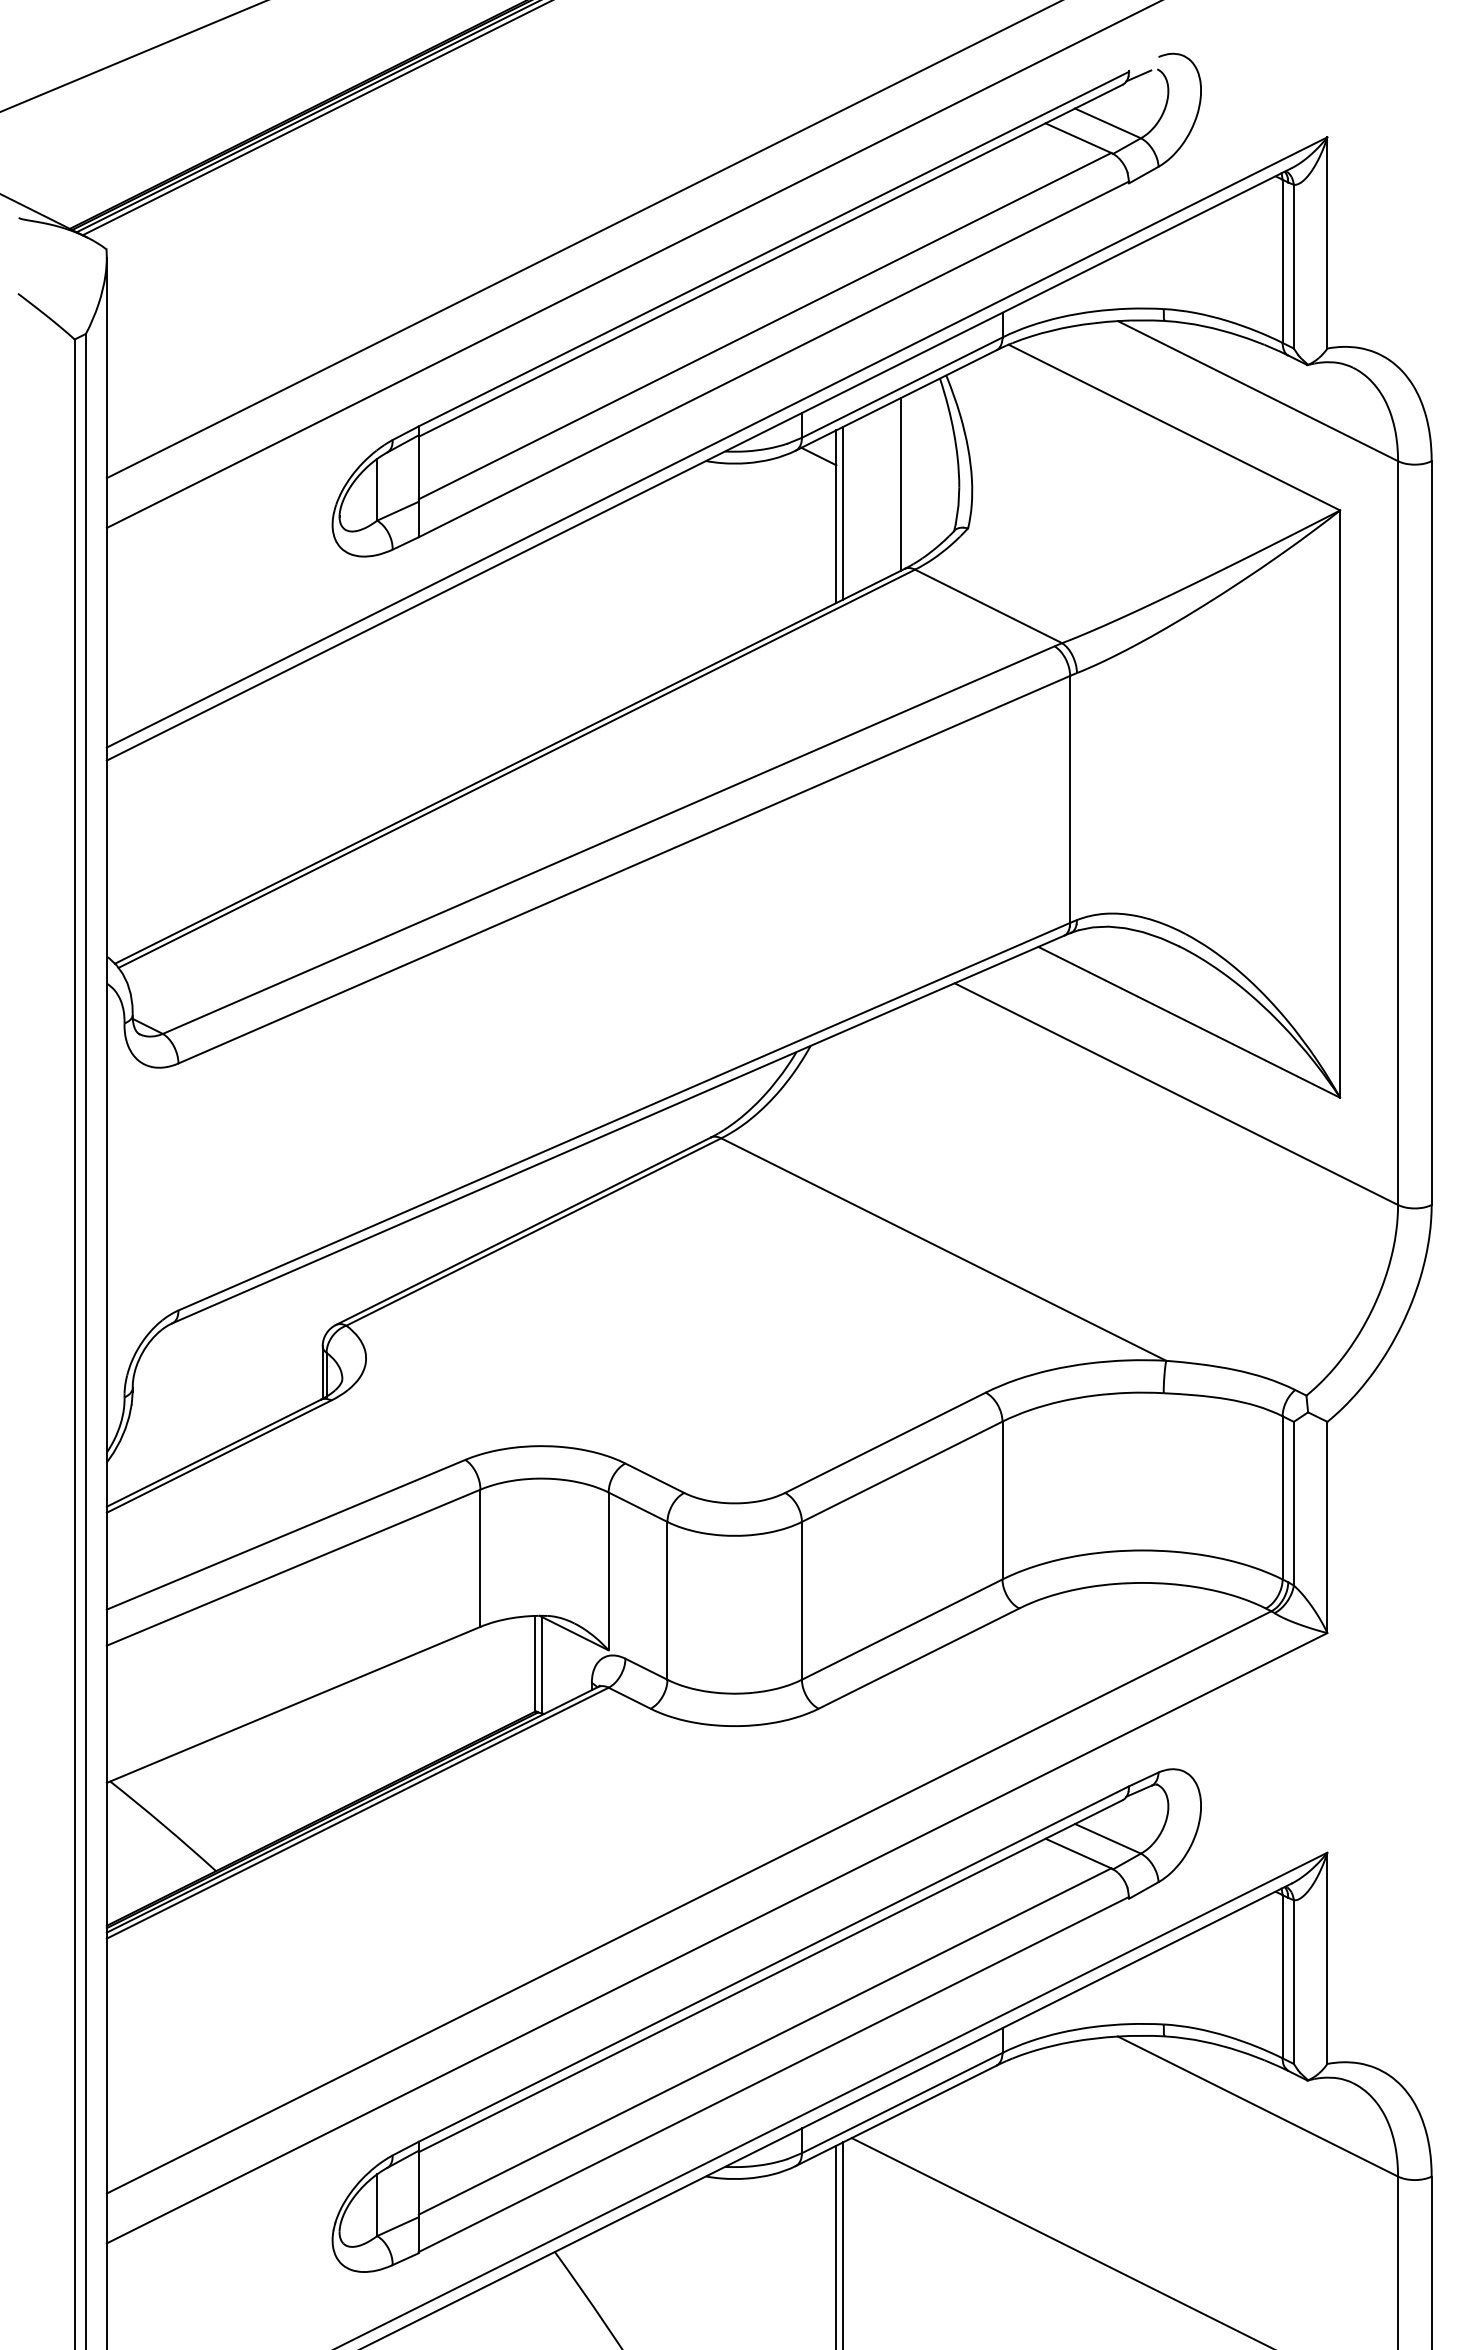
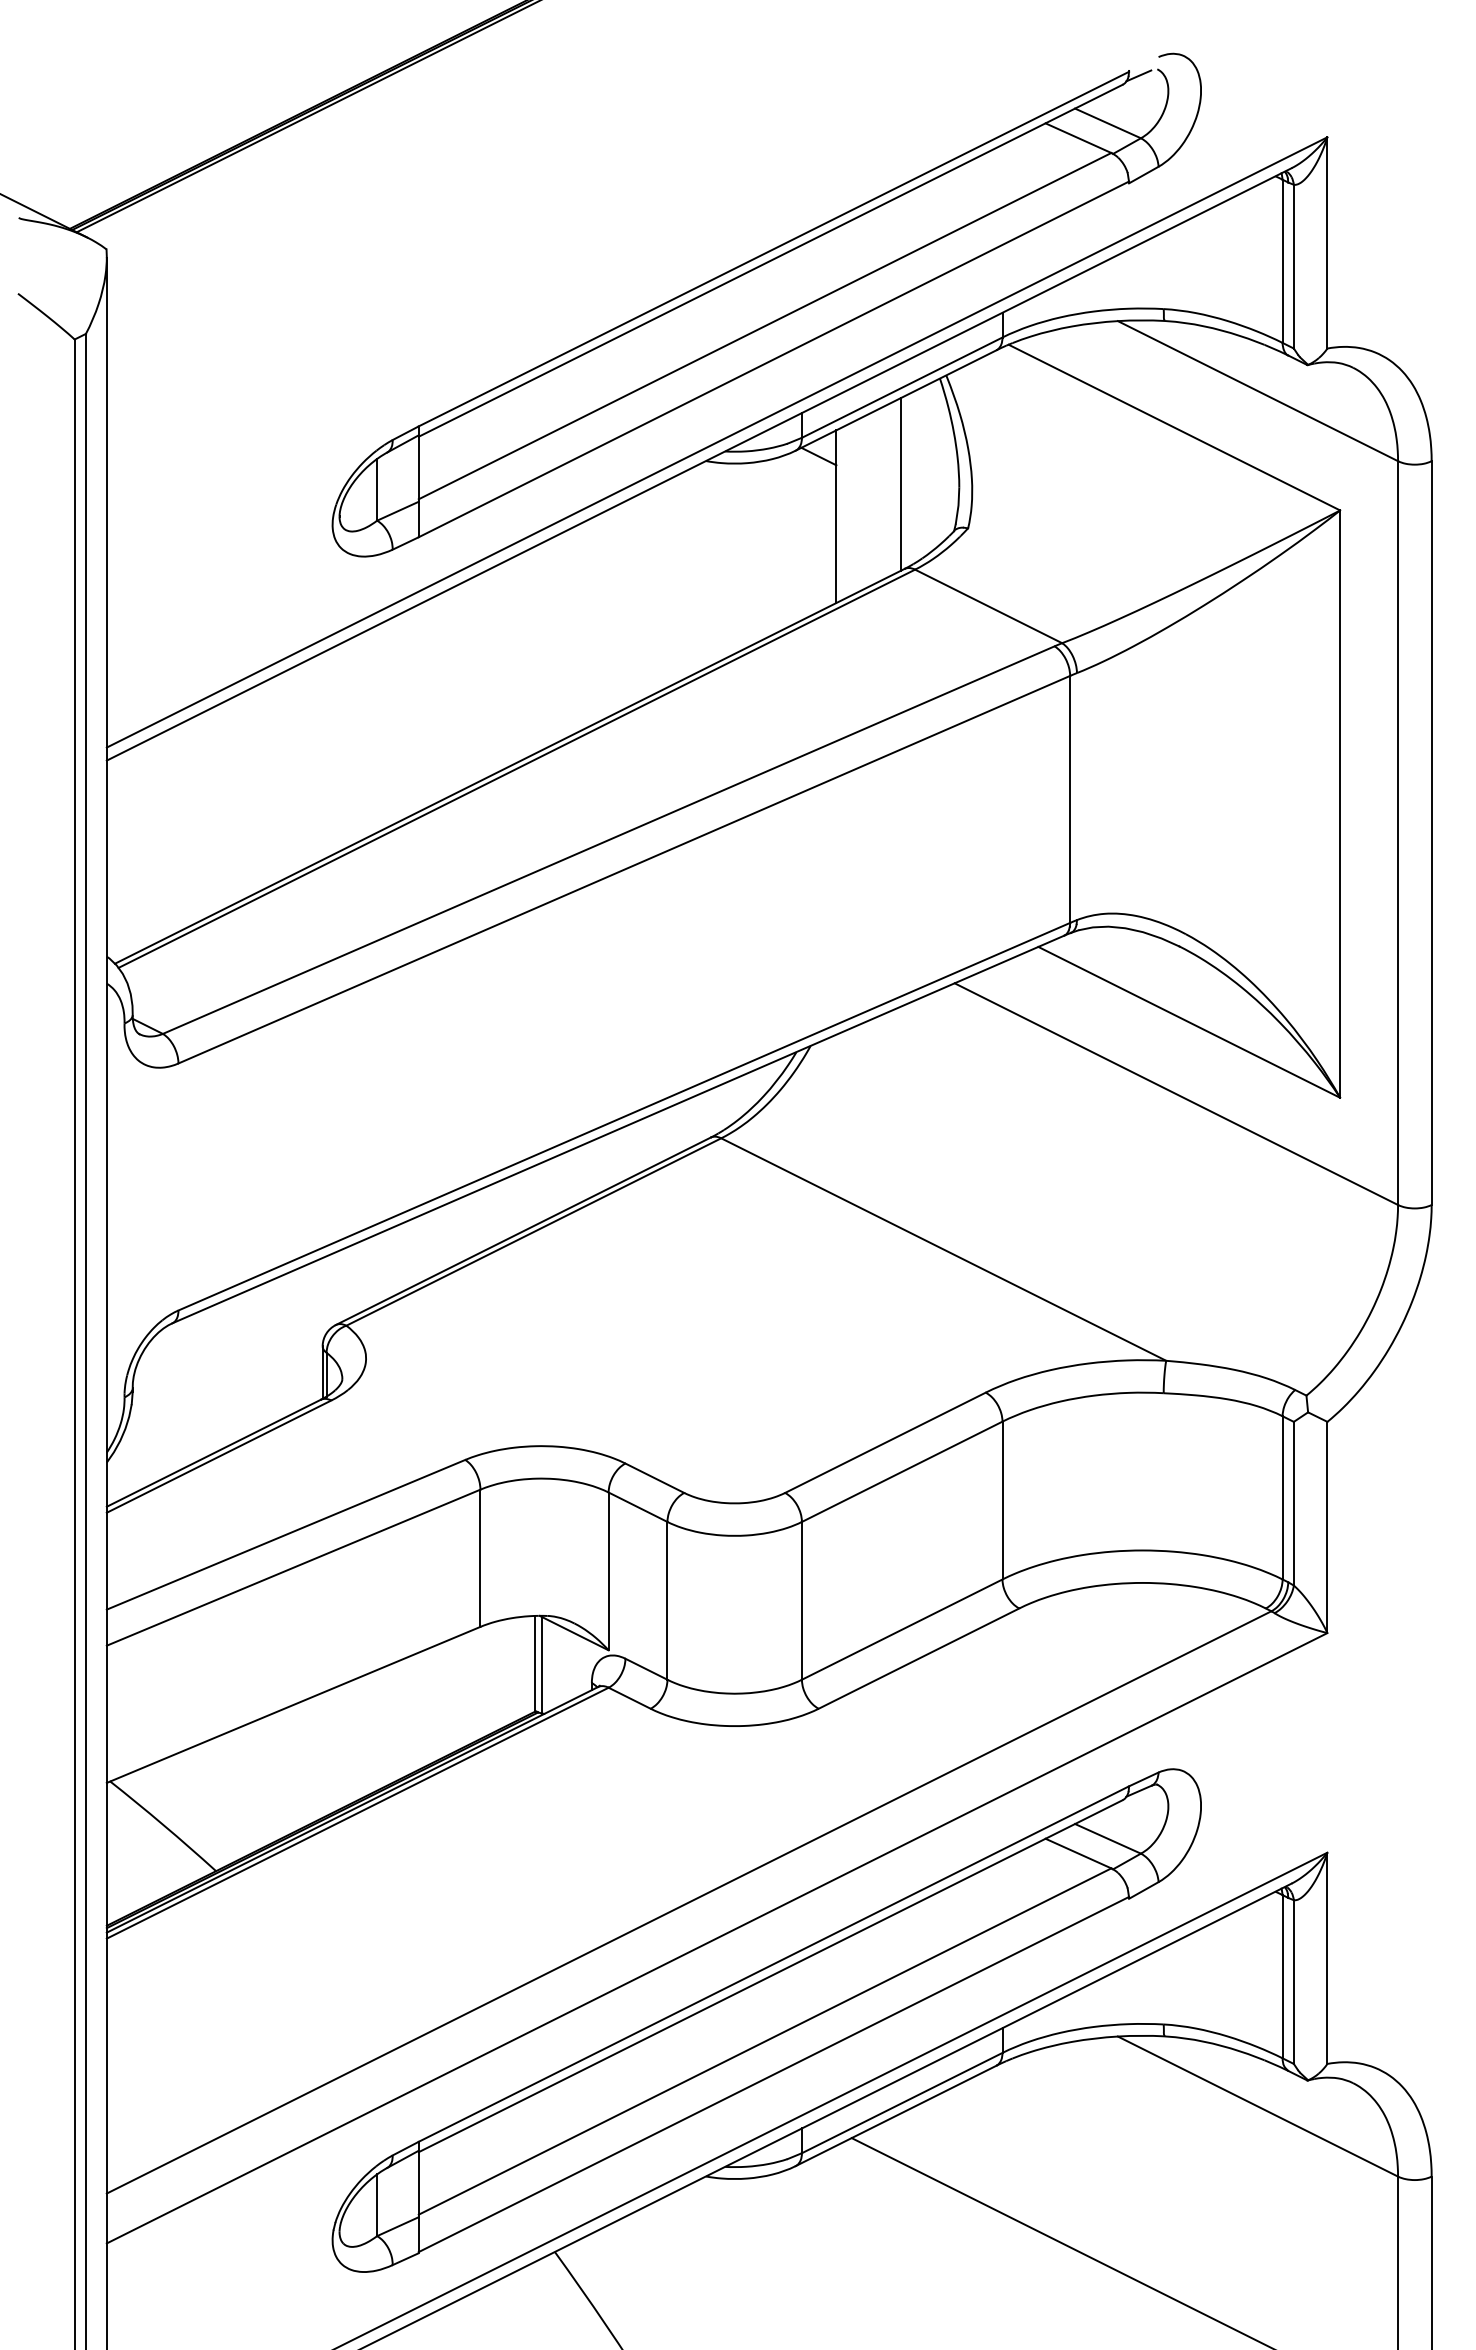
line: present -> none (132, 56)
line: present -> none (315, 118)
line: present -> none (582, 240)
line: present -> none (632, 265)
line: present -> none (843, 512)
line: present -> none (843, 2244)
line: present -> none (836, 2245)
